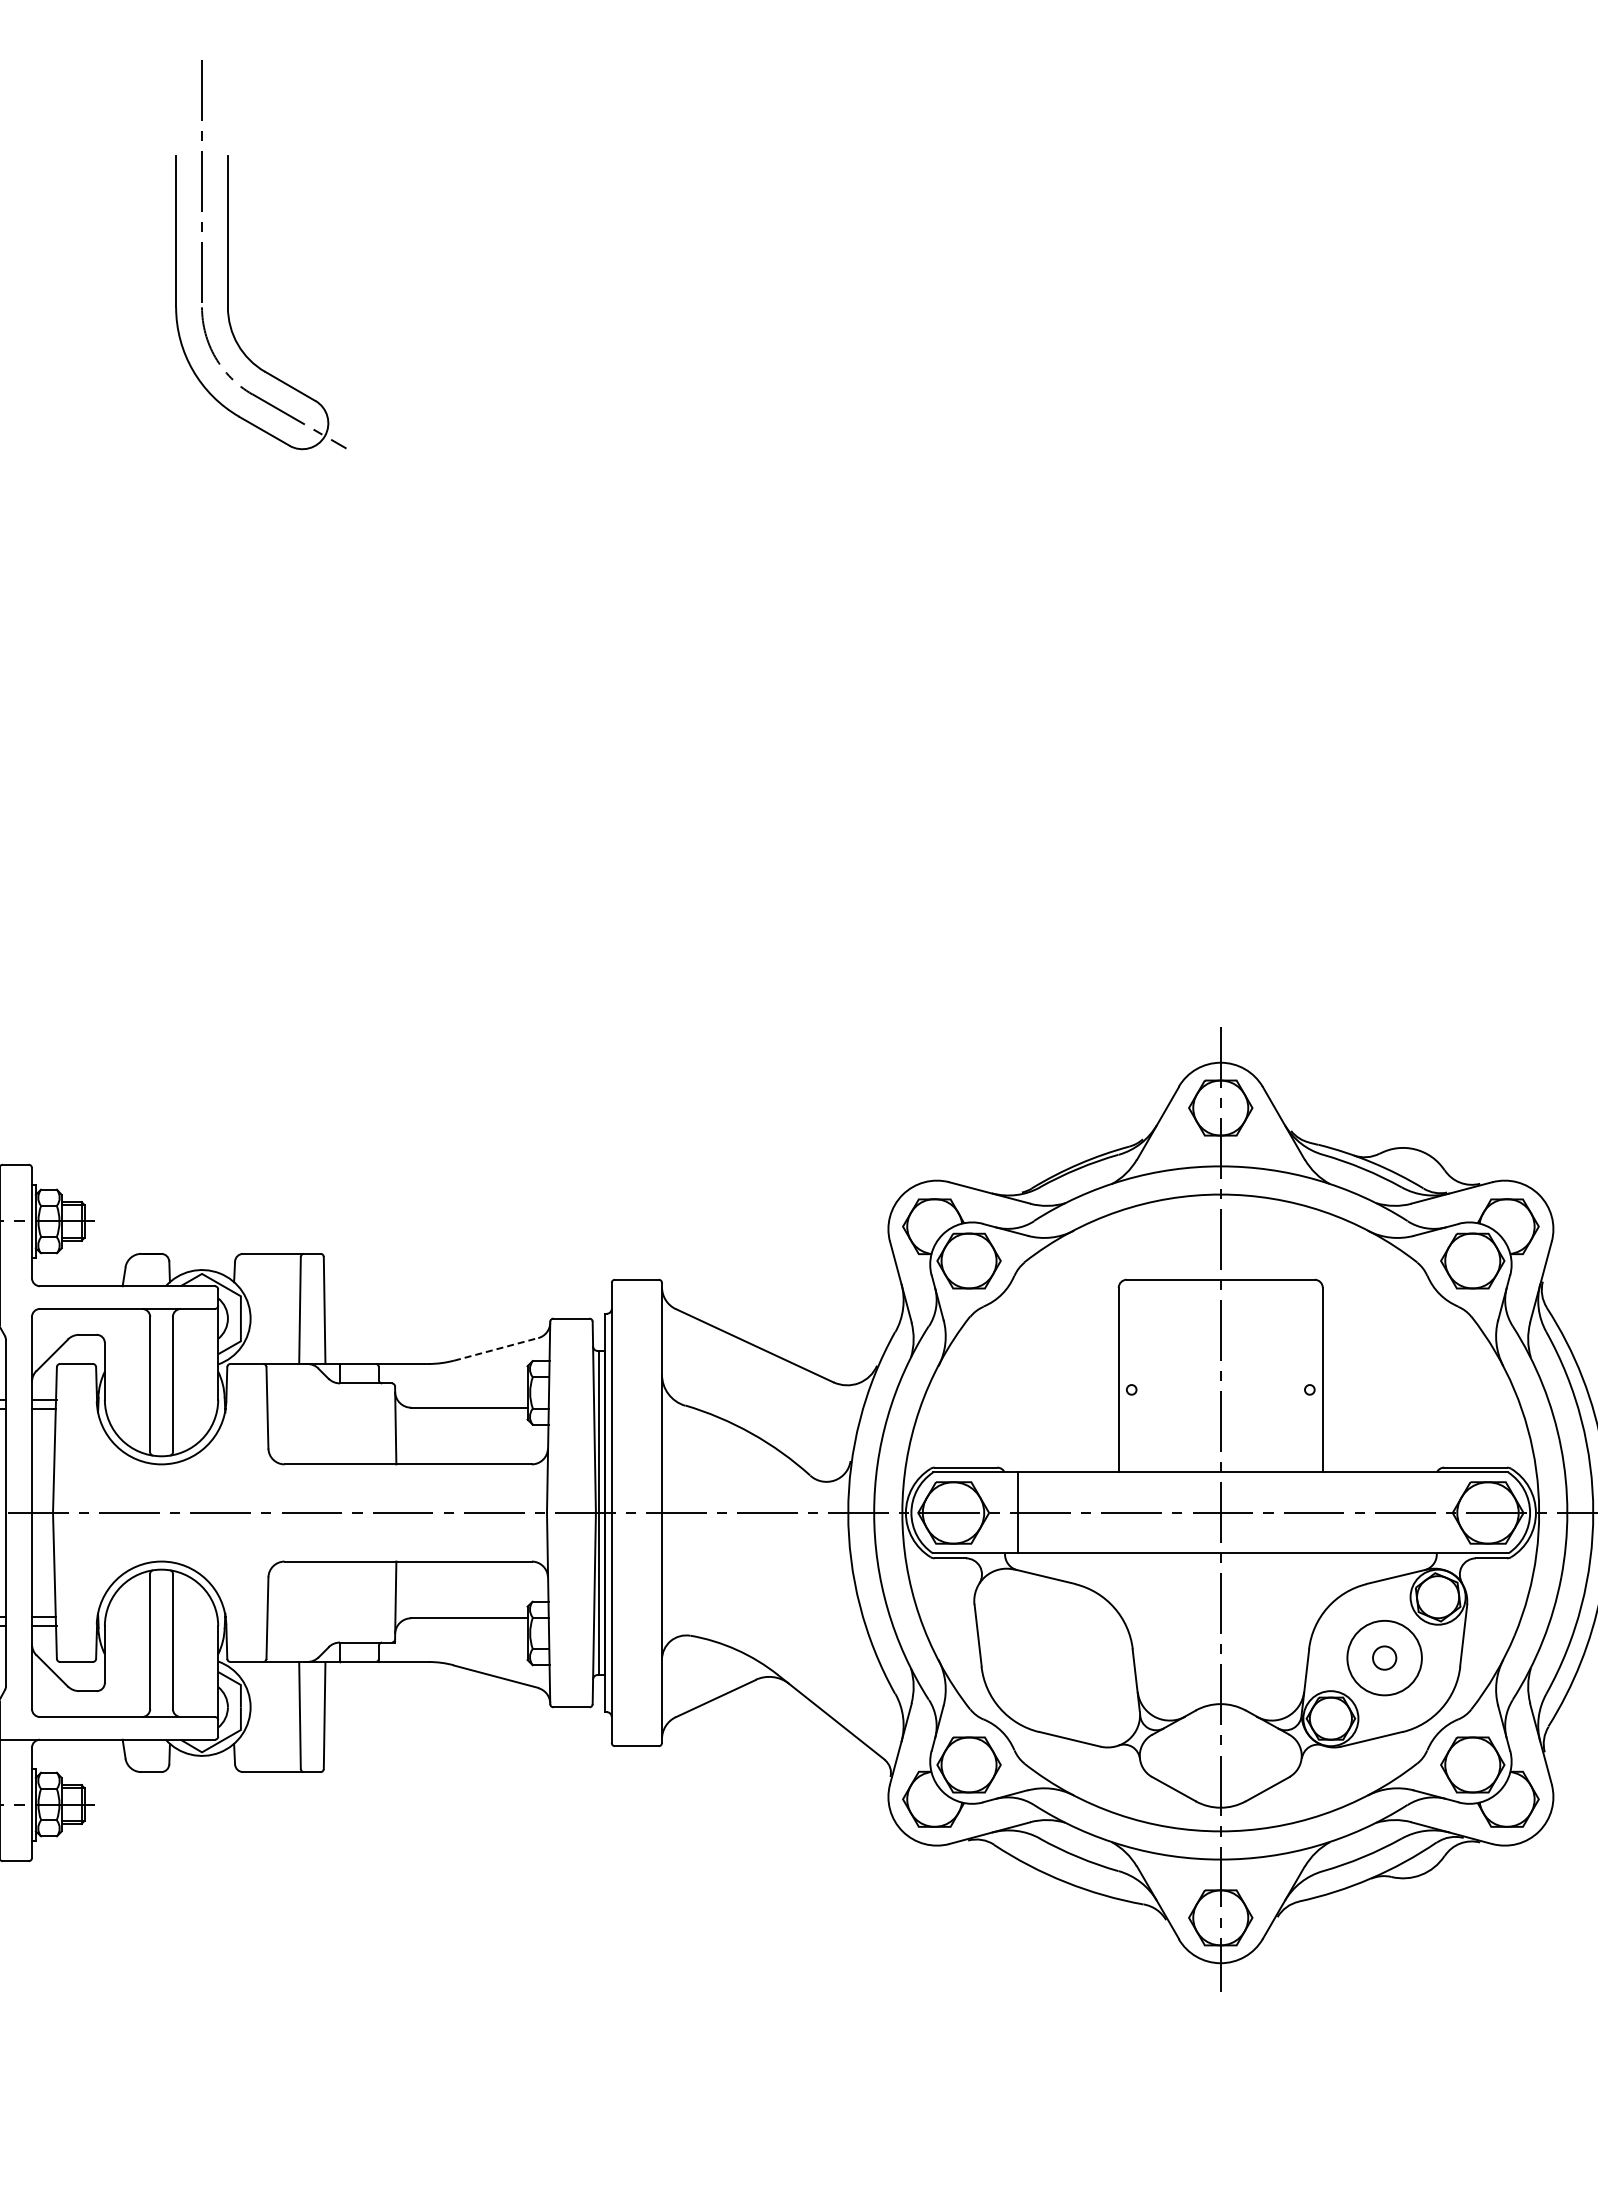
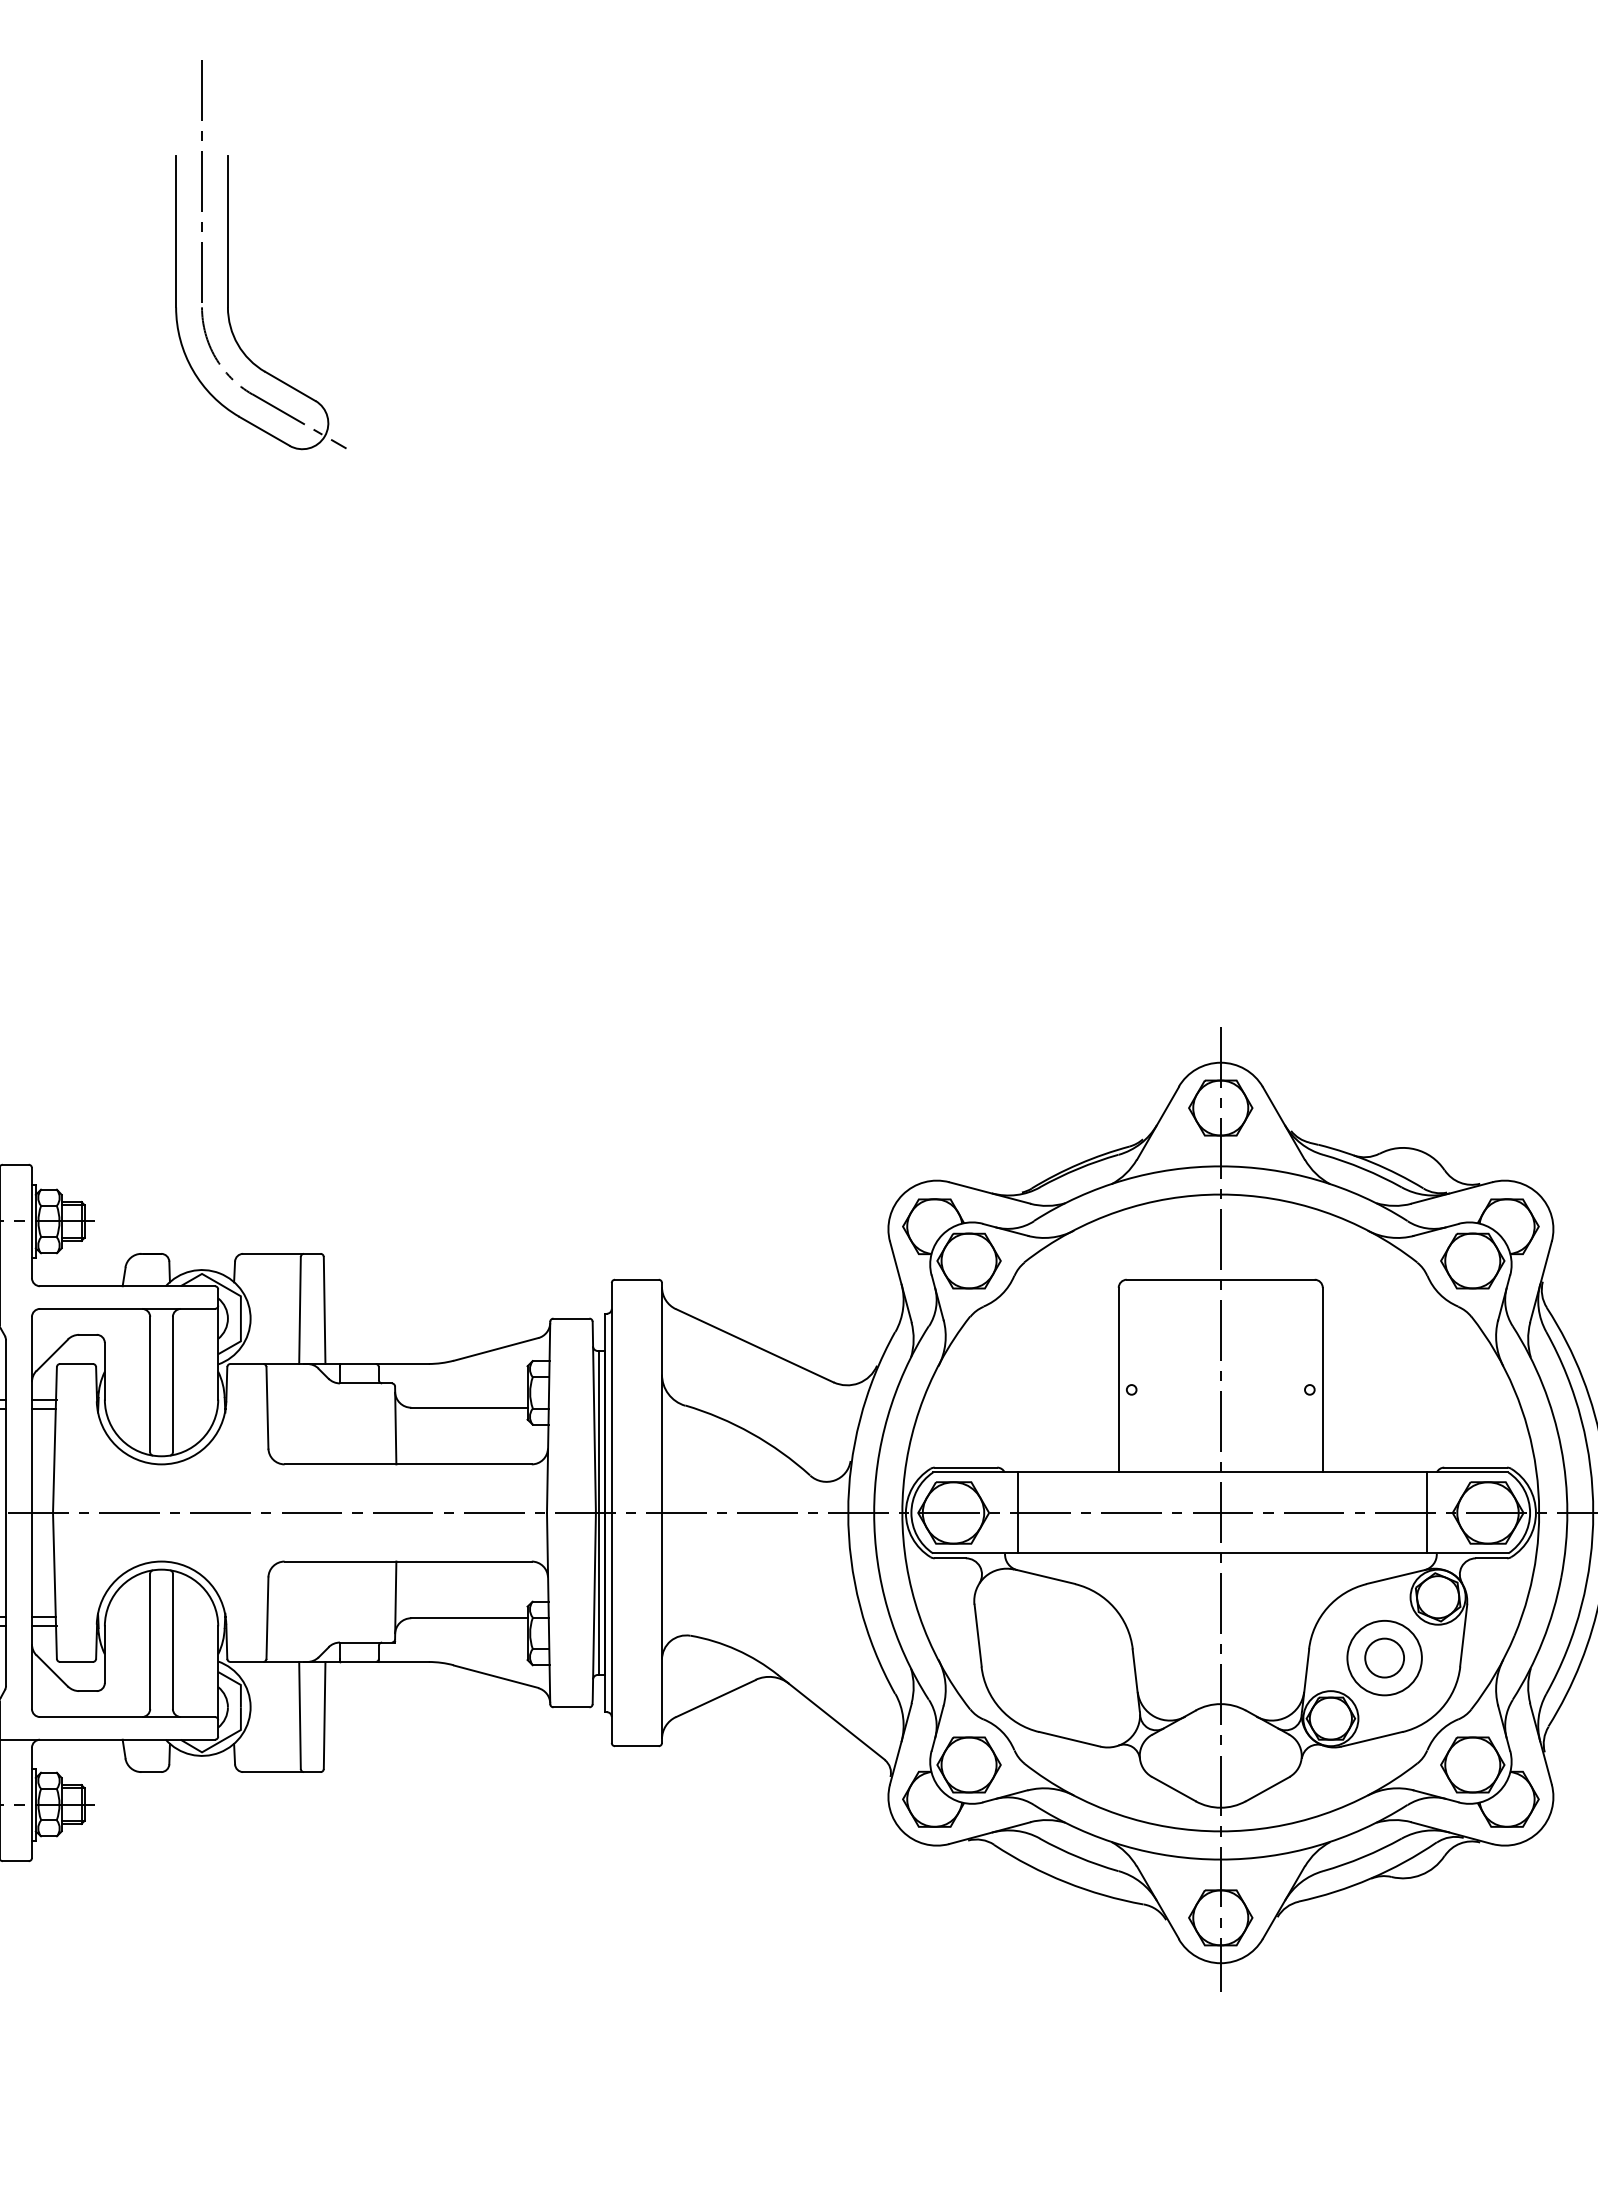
line: dashed -> solid (496, 1349)
line: none -> present (1427, 1512)
circle diameter: 23 px -> 39 px (1384, 1657)
